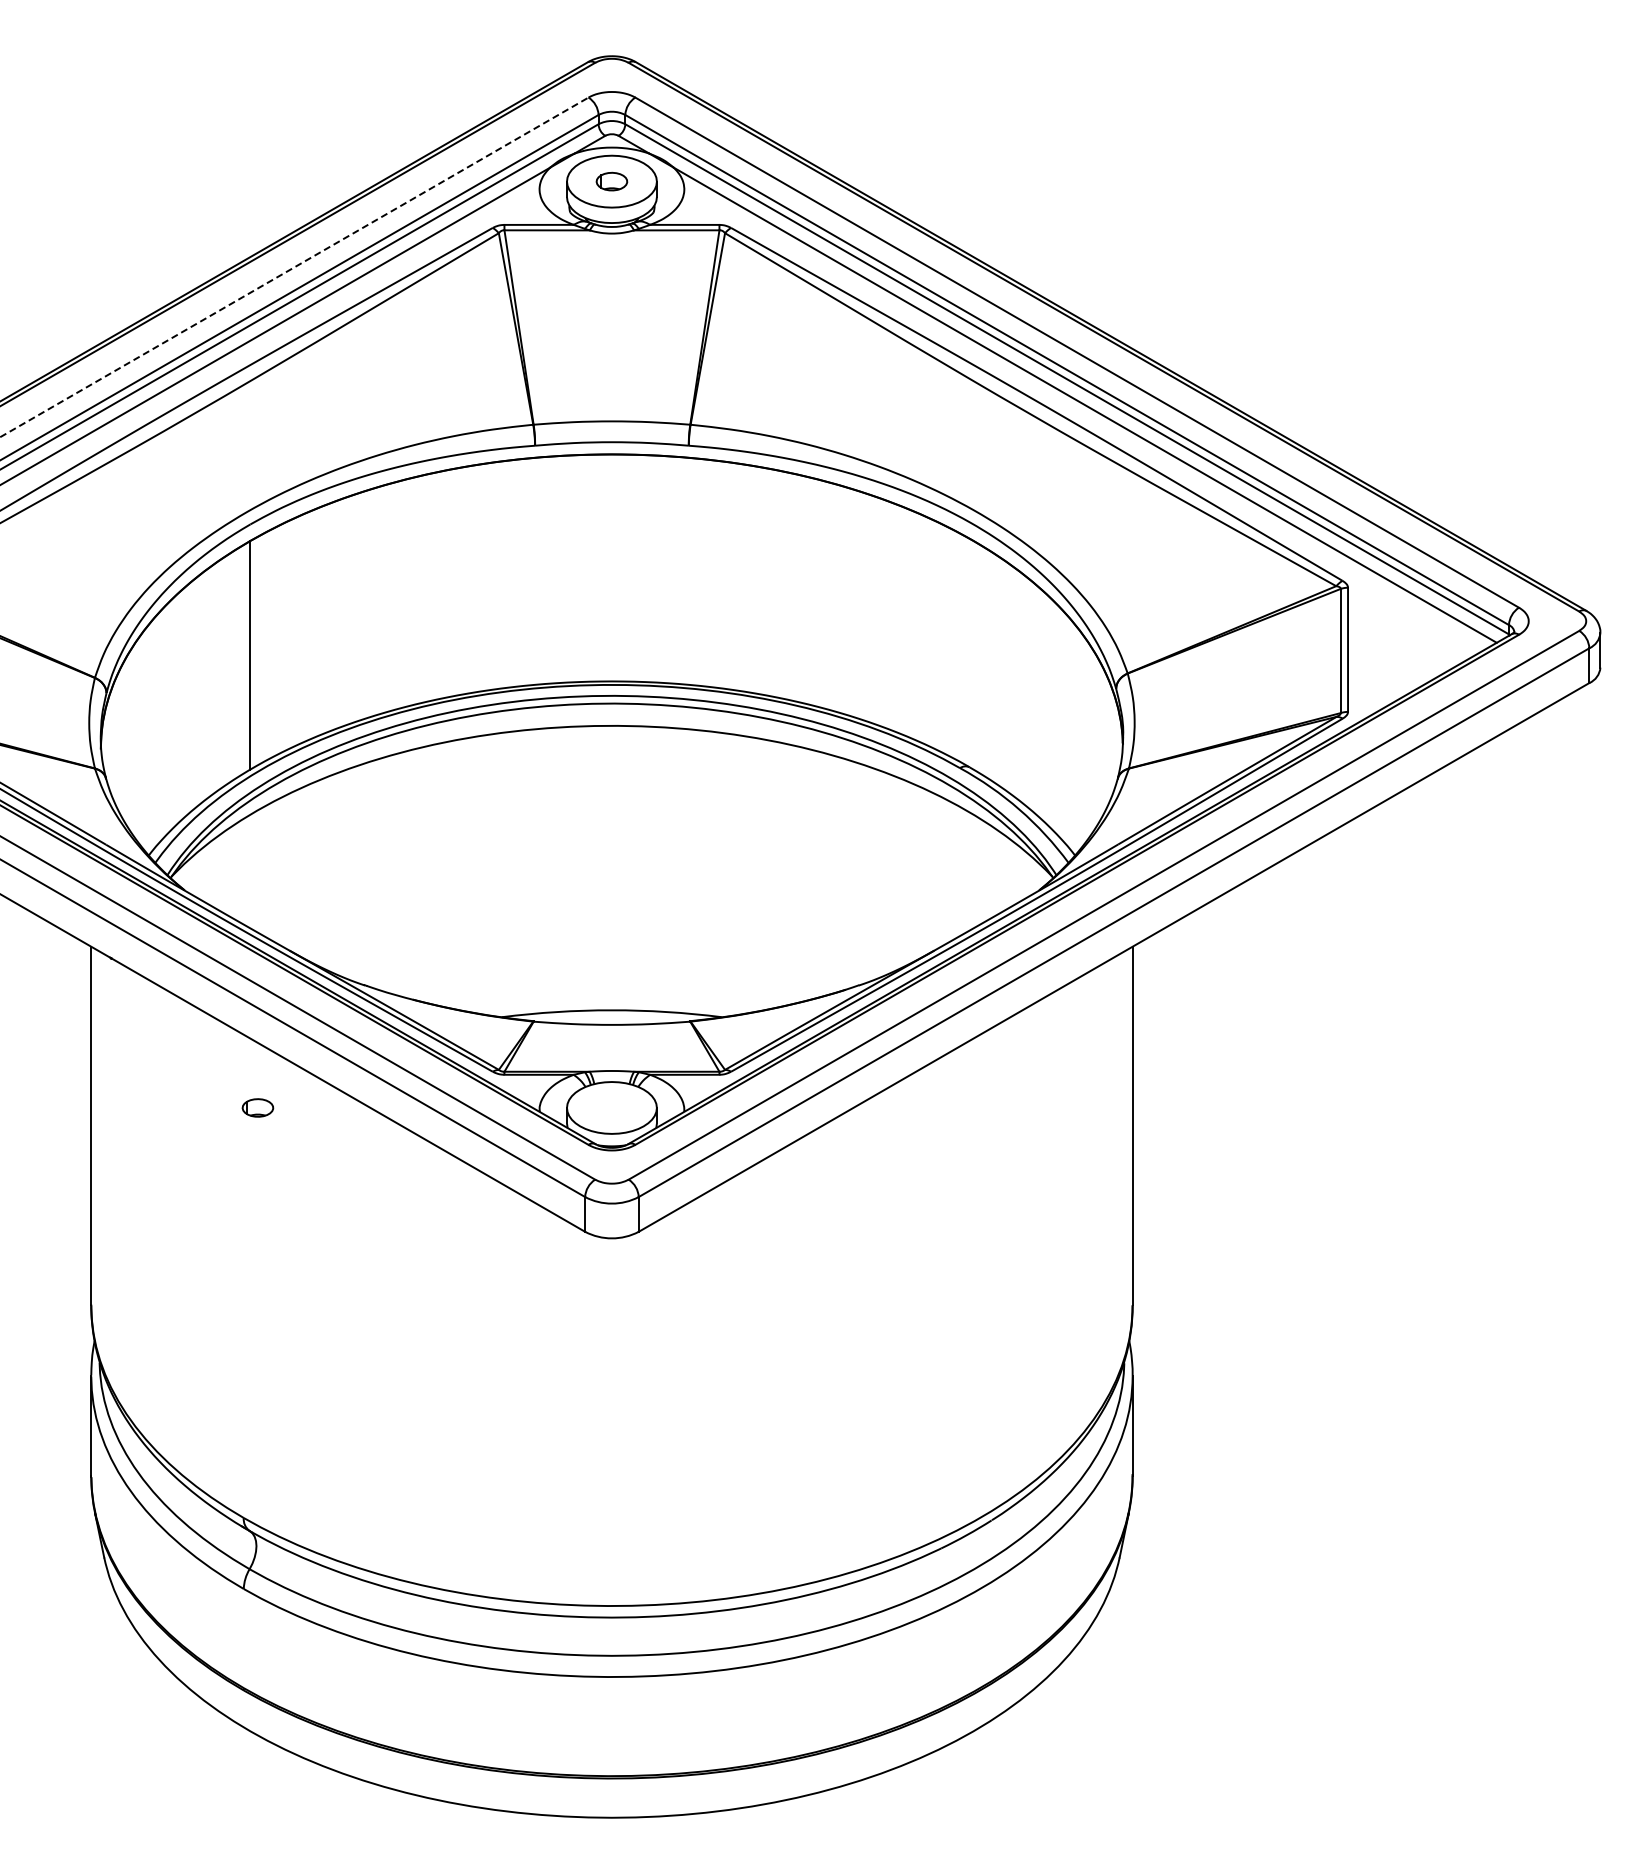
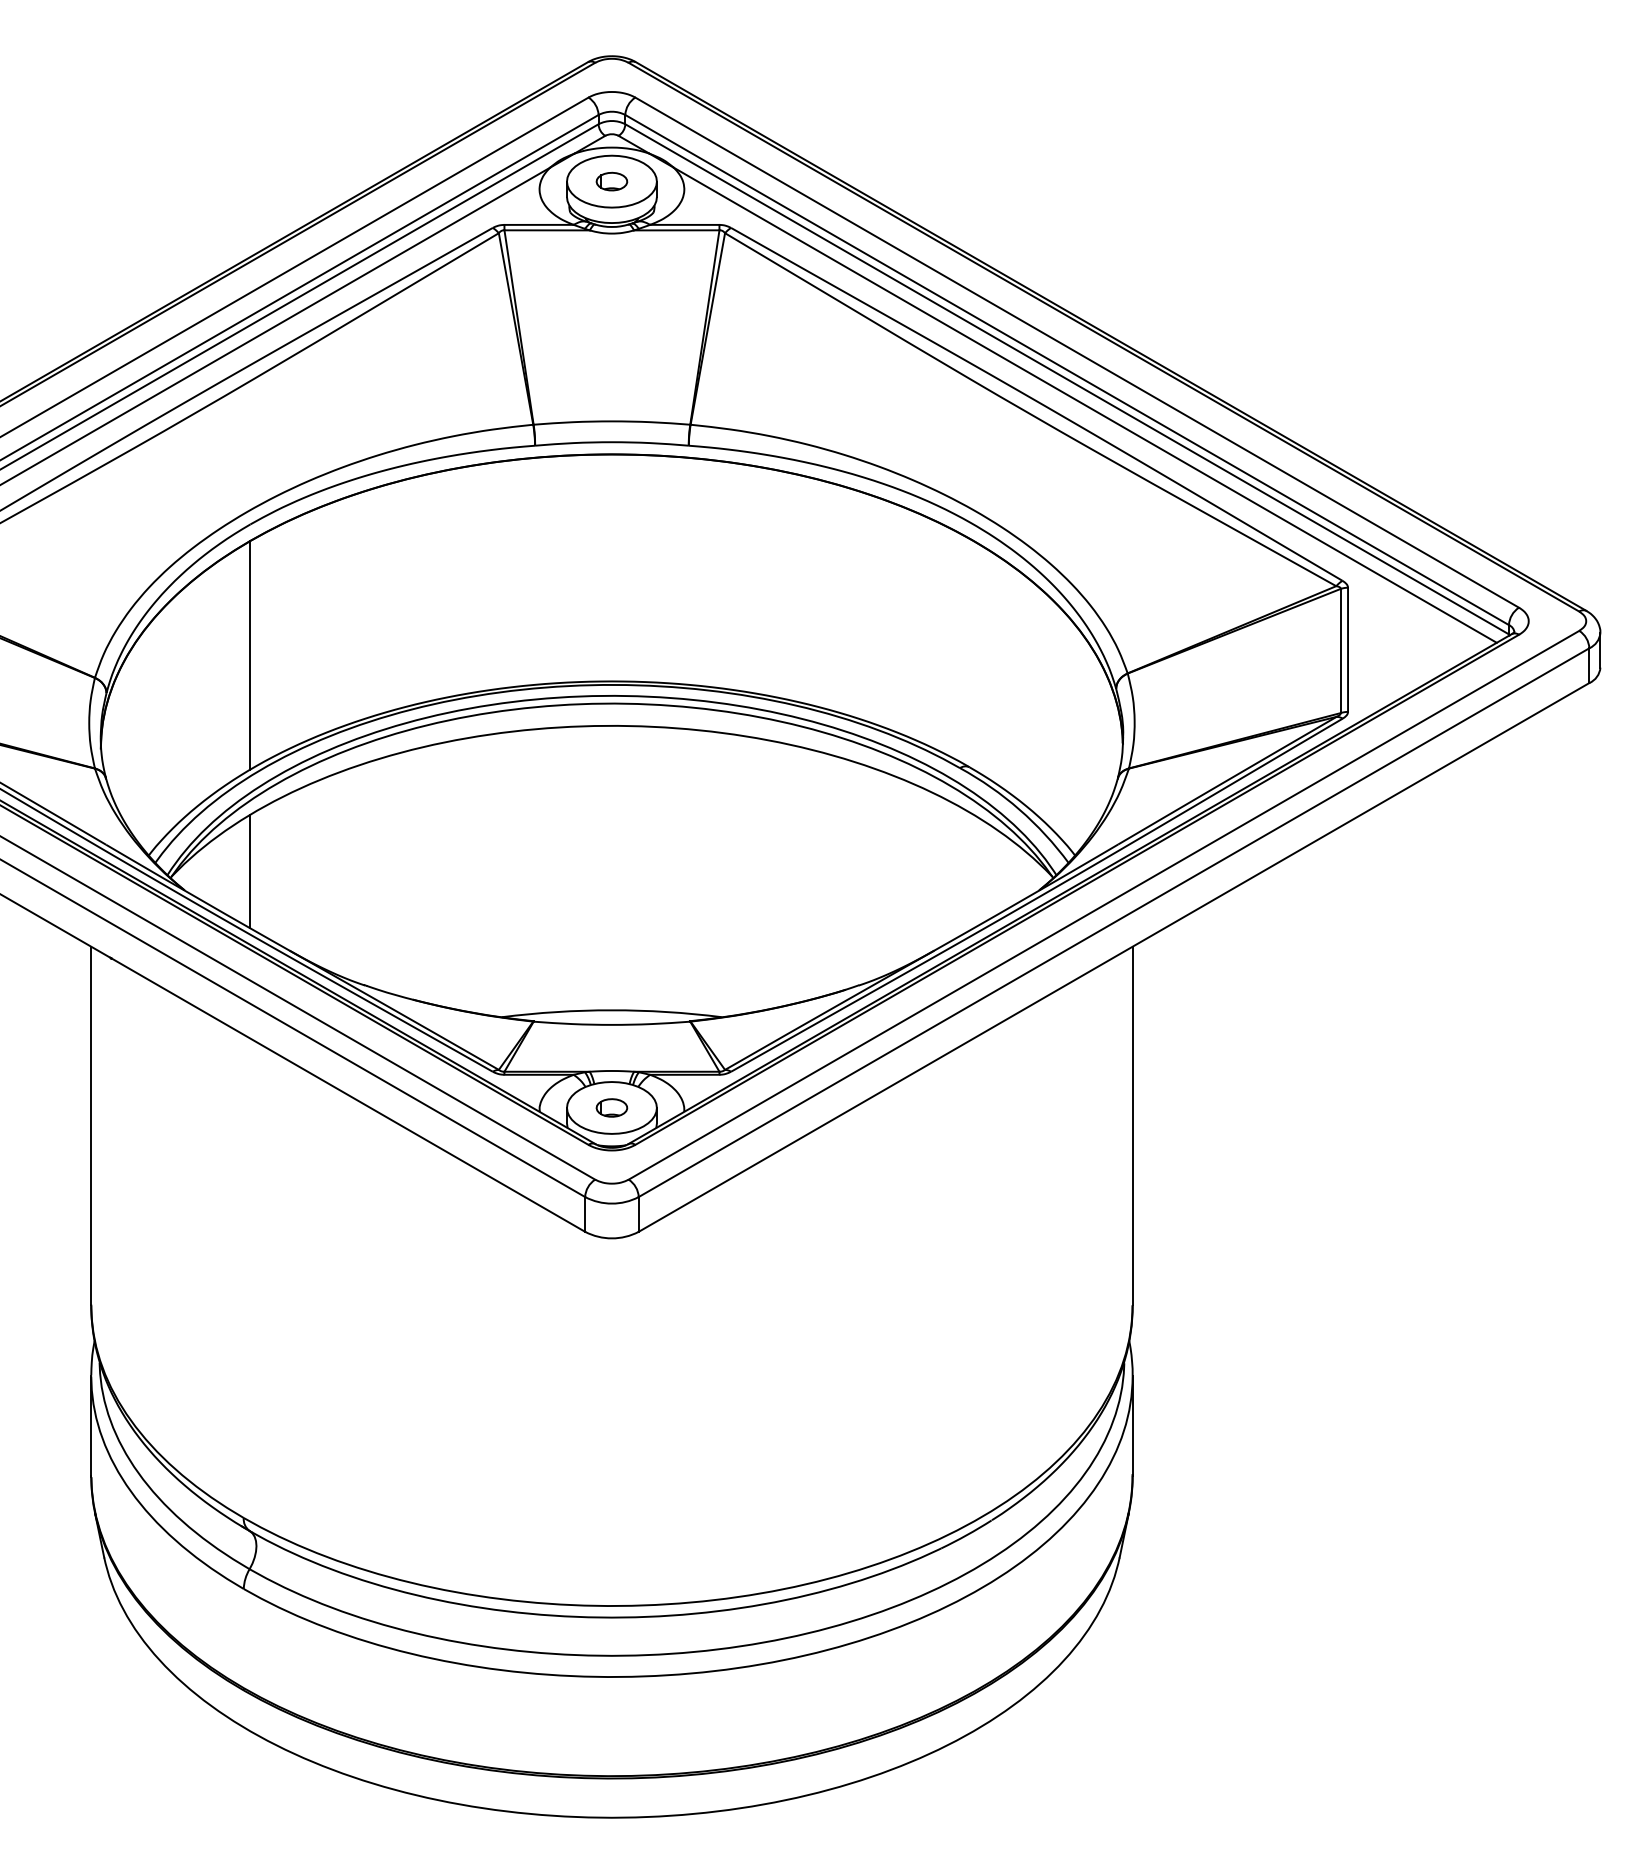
line: dashed -> solid (294, 267)
line: none -> present (250, 871)
part position: (257, 1107) -> (611, 1107) (611, 1107)
